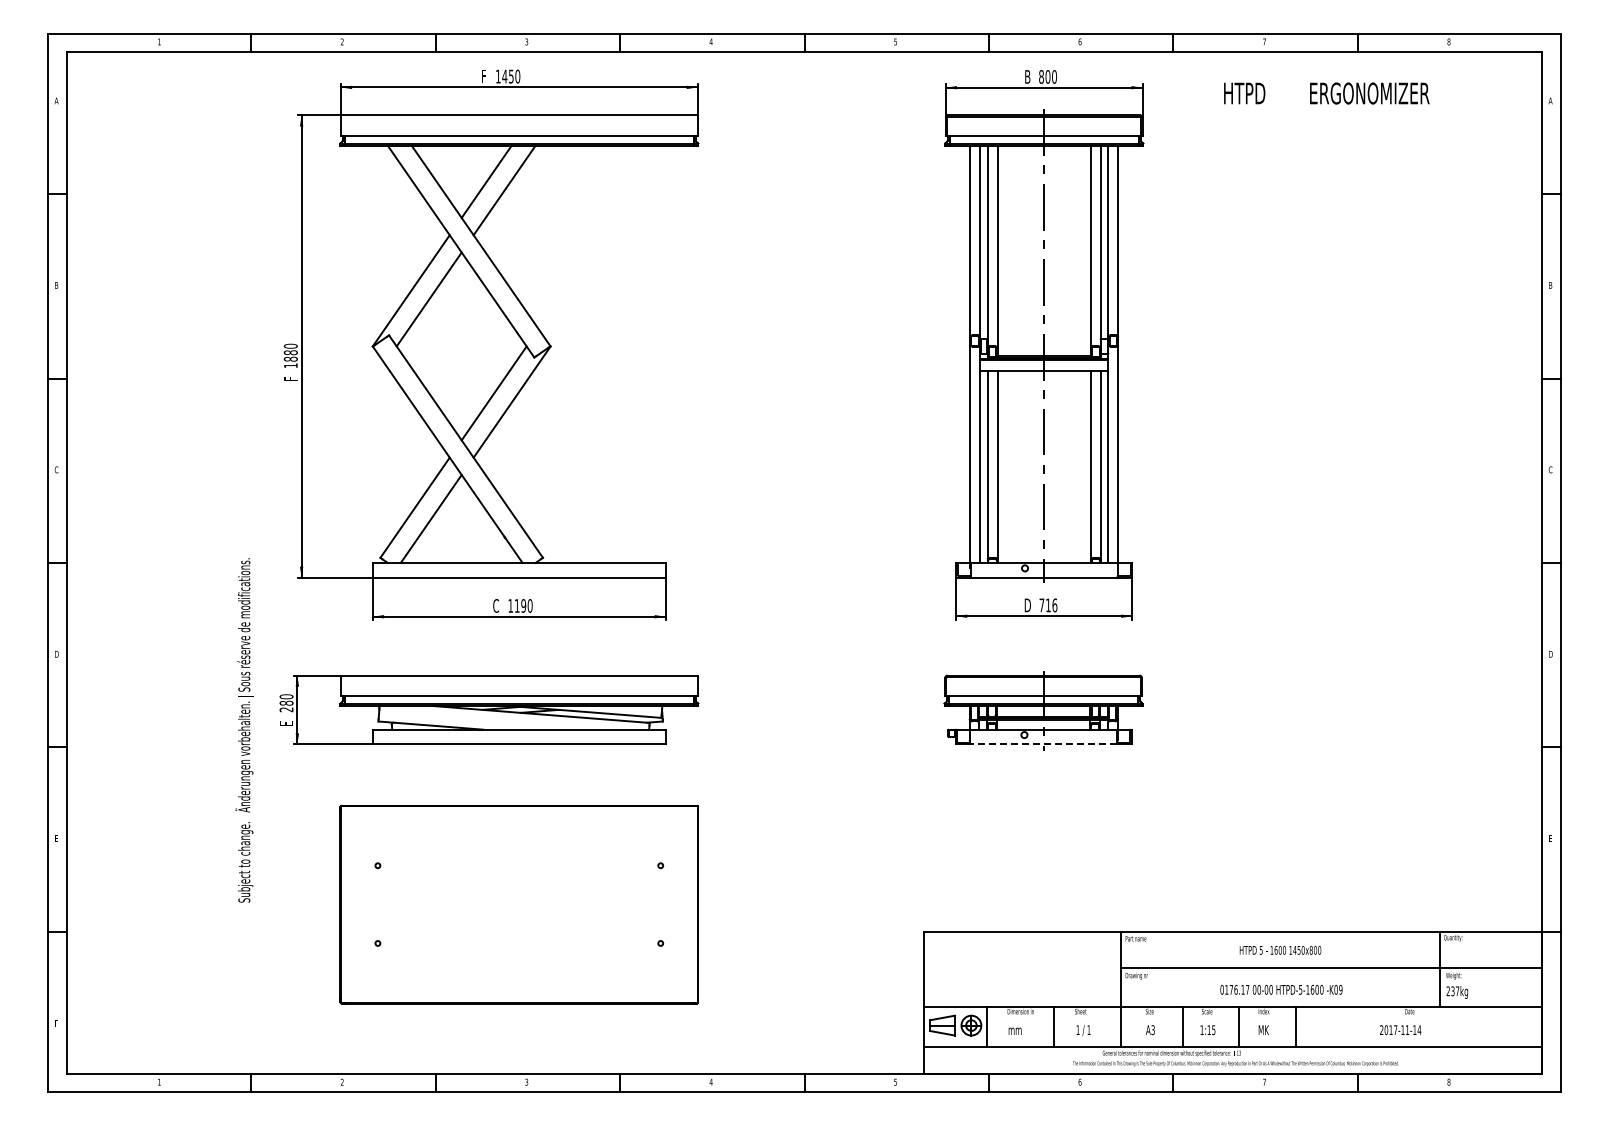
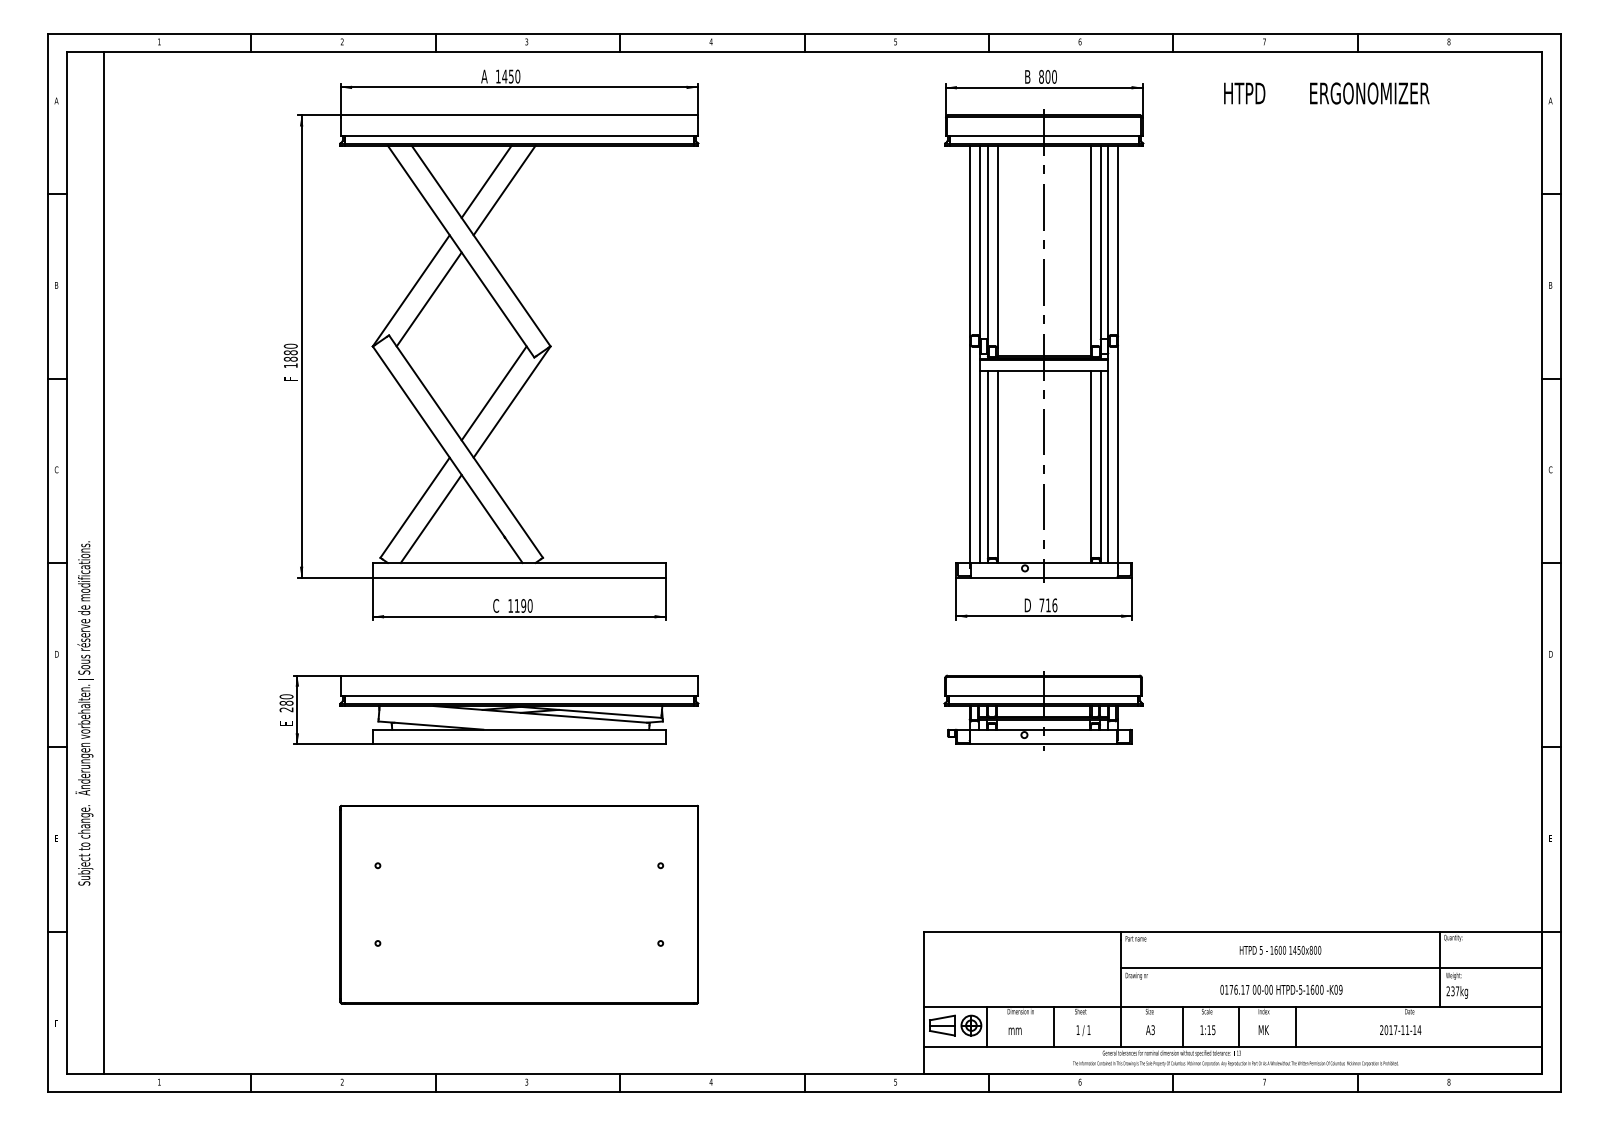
text: F -> A (484, 76)
line: none -> present (103, 562)
text position: (244, 730) -> (84, 713) (84, 713)
line: dashed -> solid (1043, 744)
